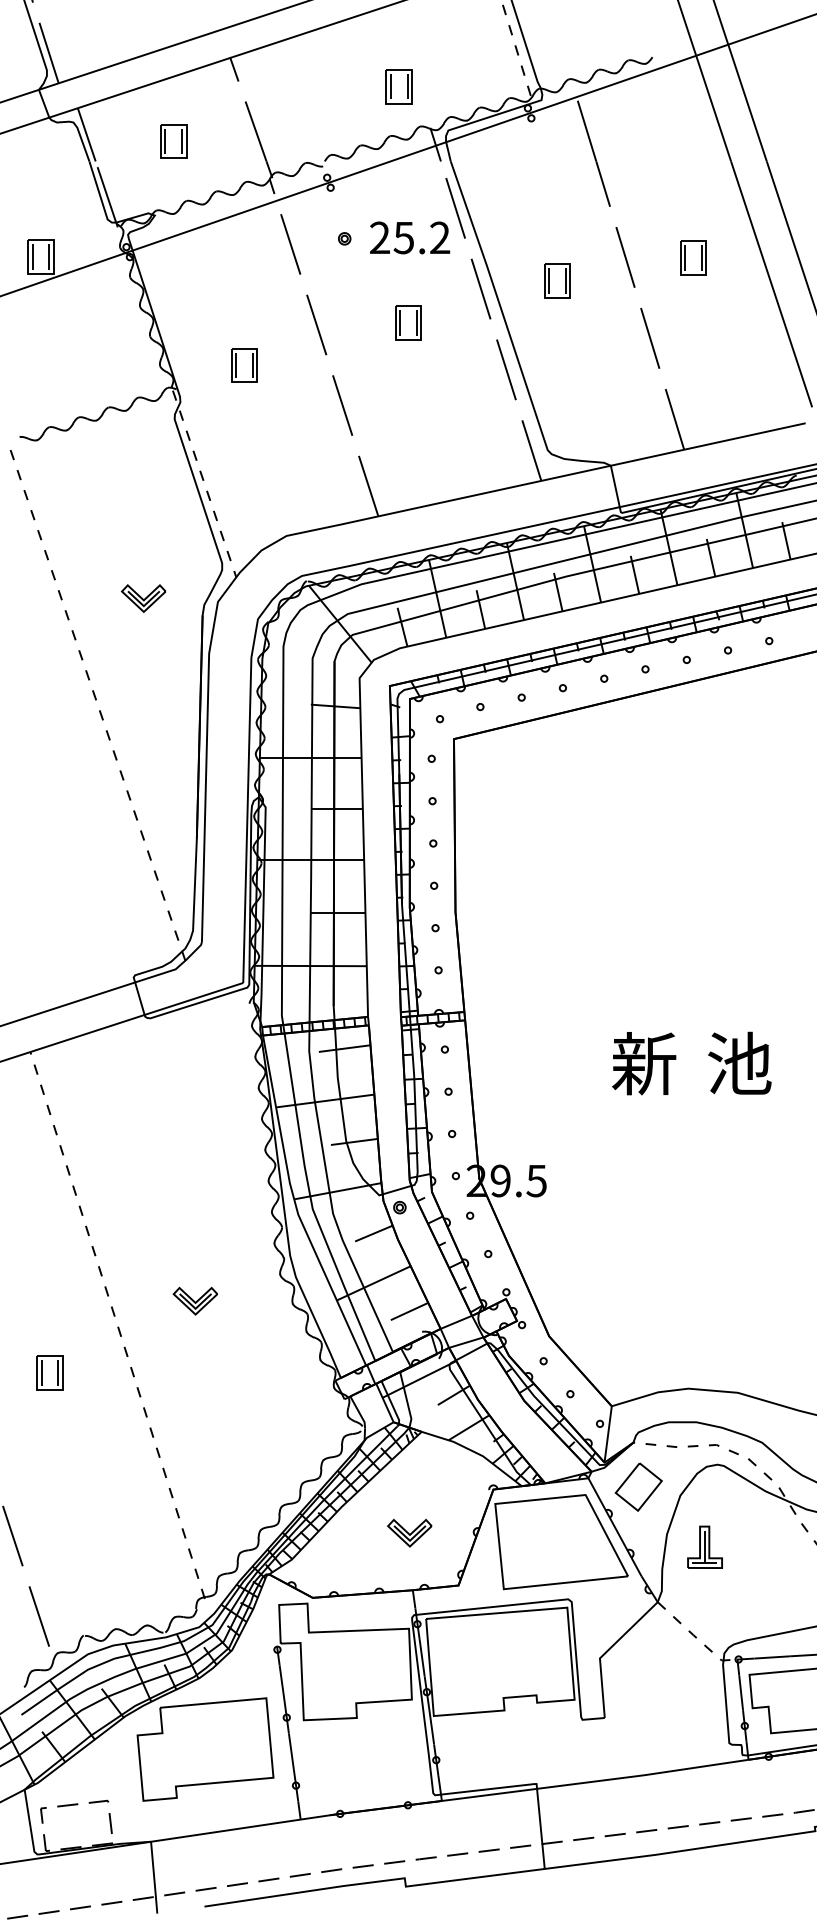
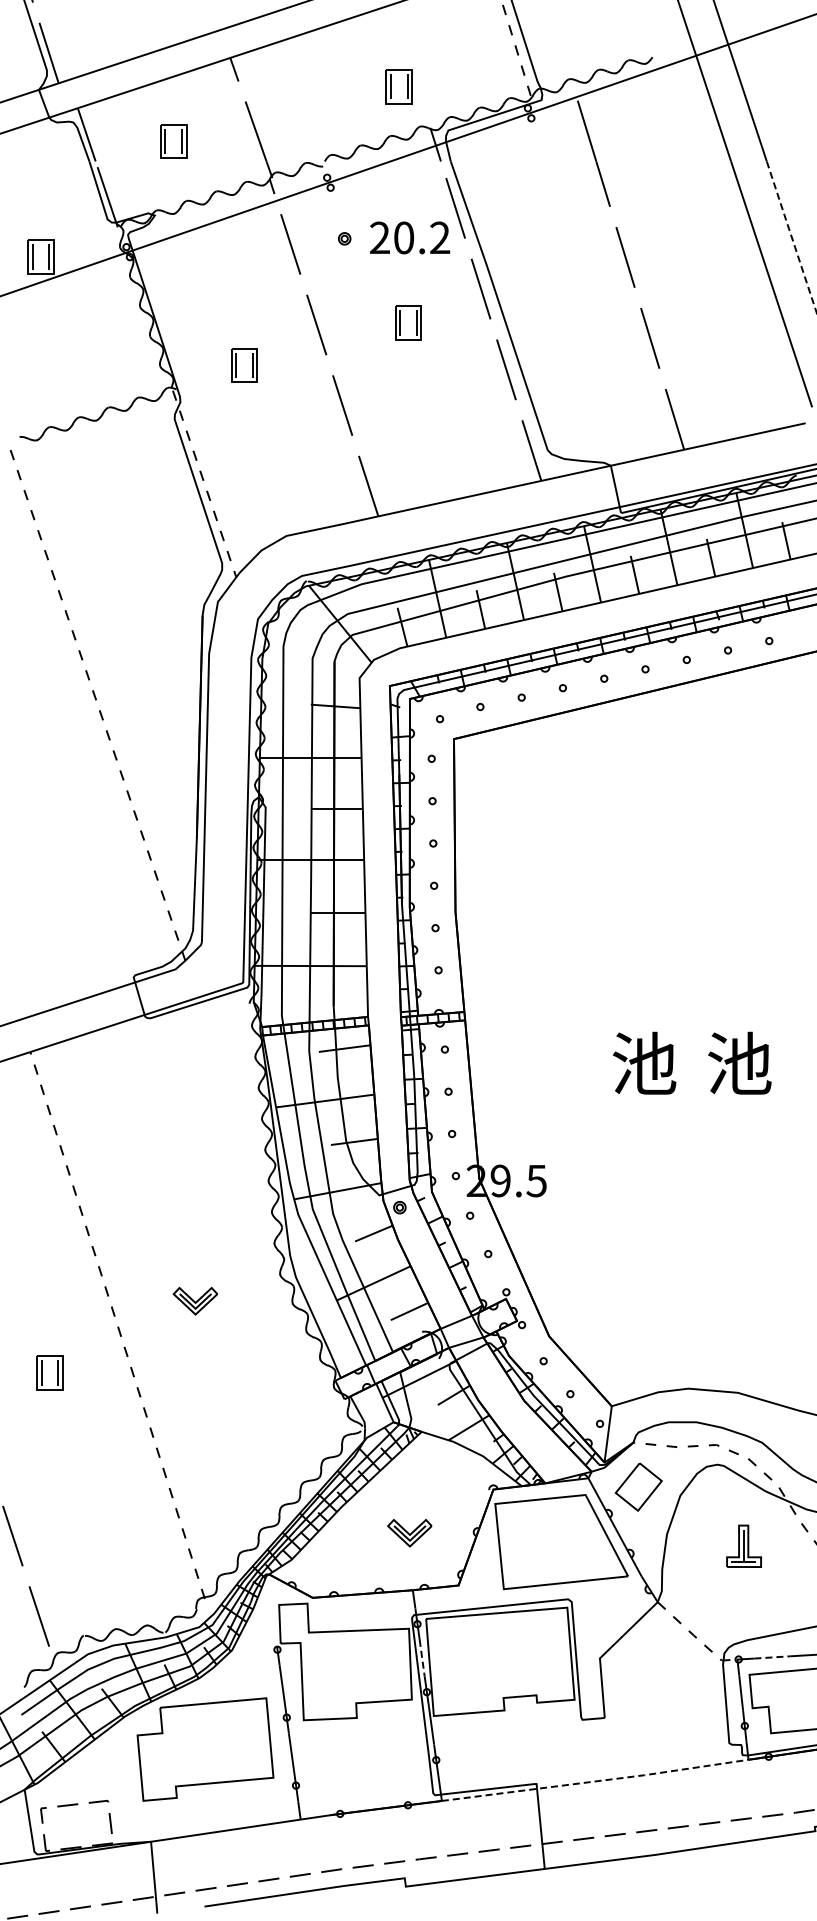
text: 25.2 -> 20.2 (403, 237)
line: solid -> dashed (791, 237)
part: present -> none (693, 257)
part: present -> none (557, 280)
part: present -> none (143, 598)
text: 新 -> 池 (644, 1063)
part position: (704, 1546) -> (743, 1545) (743, 1545)
line: solid -> dashed (773, 1657)
line: solid -> dashed (422, 1658)
line: solid -> dashed (596, 1781)
